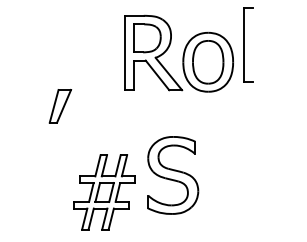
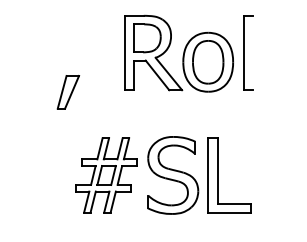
part position: (248, 44) -> (248, 52) (248, 52)
part position: (60, 106) -> (68, 92) (68, 92)
part: none -> present (218, 175)
part position: (104, 192) -> (106, 175) (106, 175)
